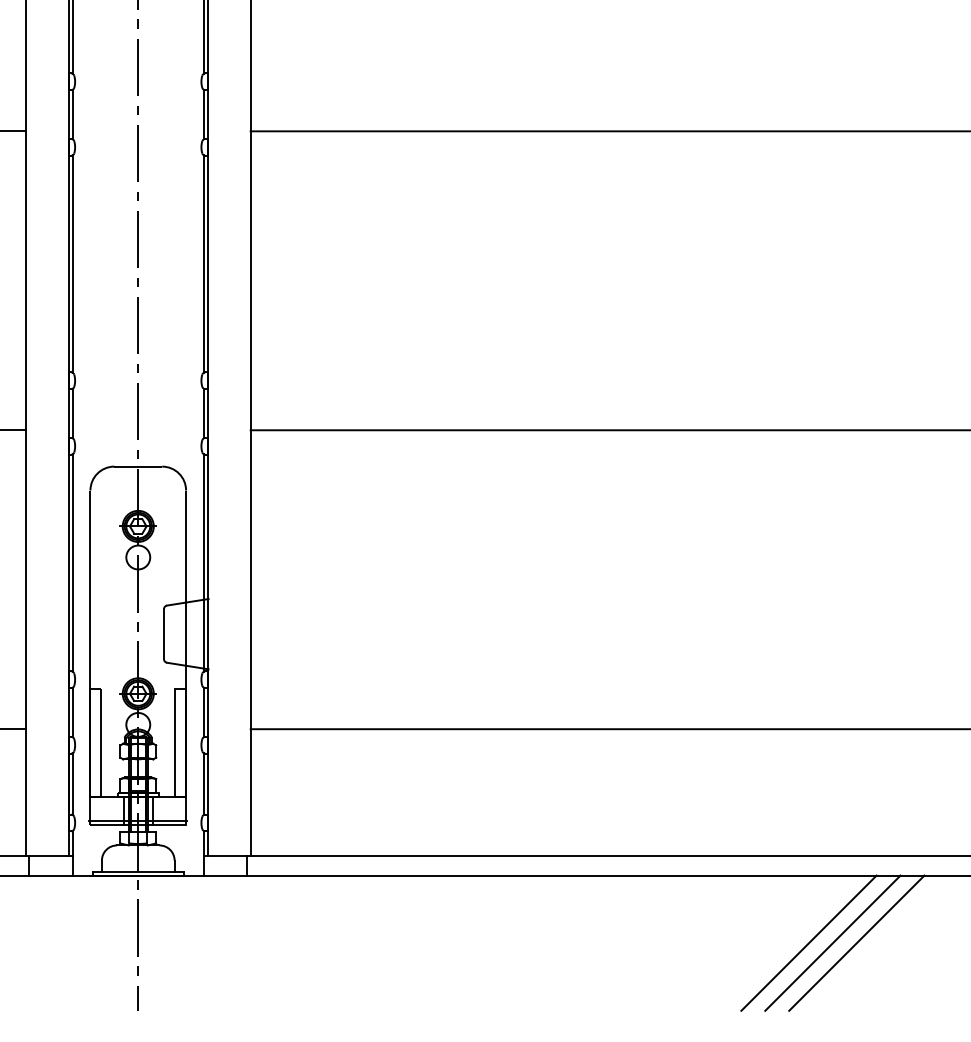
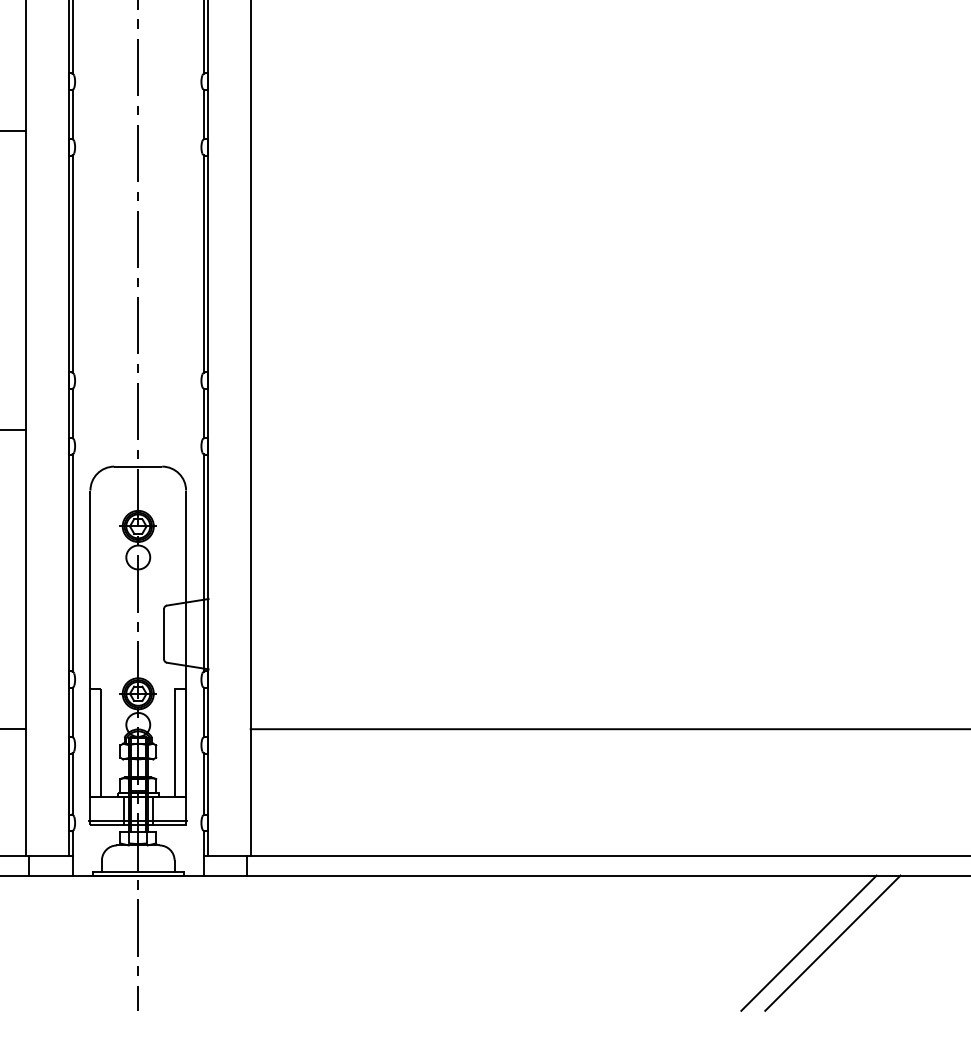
line: present -> none (608, 131)
line: present -> none (608, 430)
line: present -> none (856, 942)
